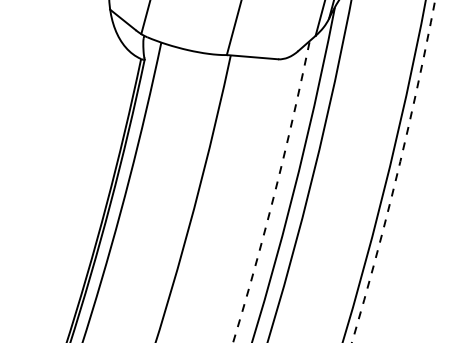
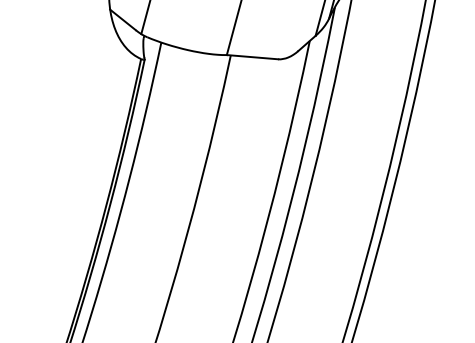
arc: dashed -> solid (397, 172)
arc: dashed -> solid (274, 192)
